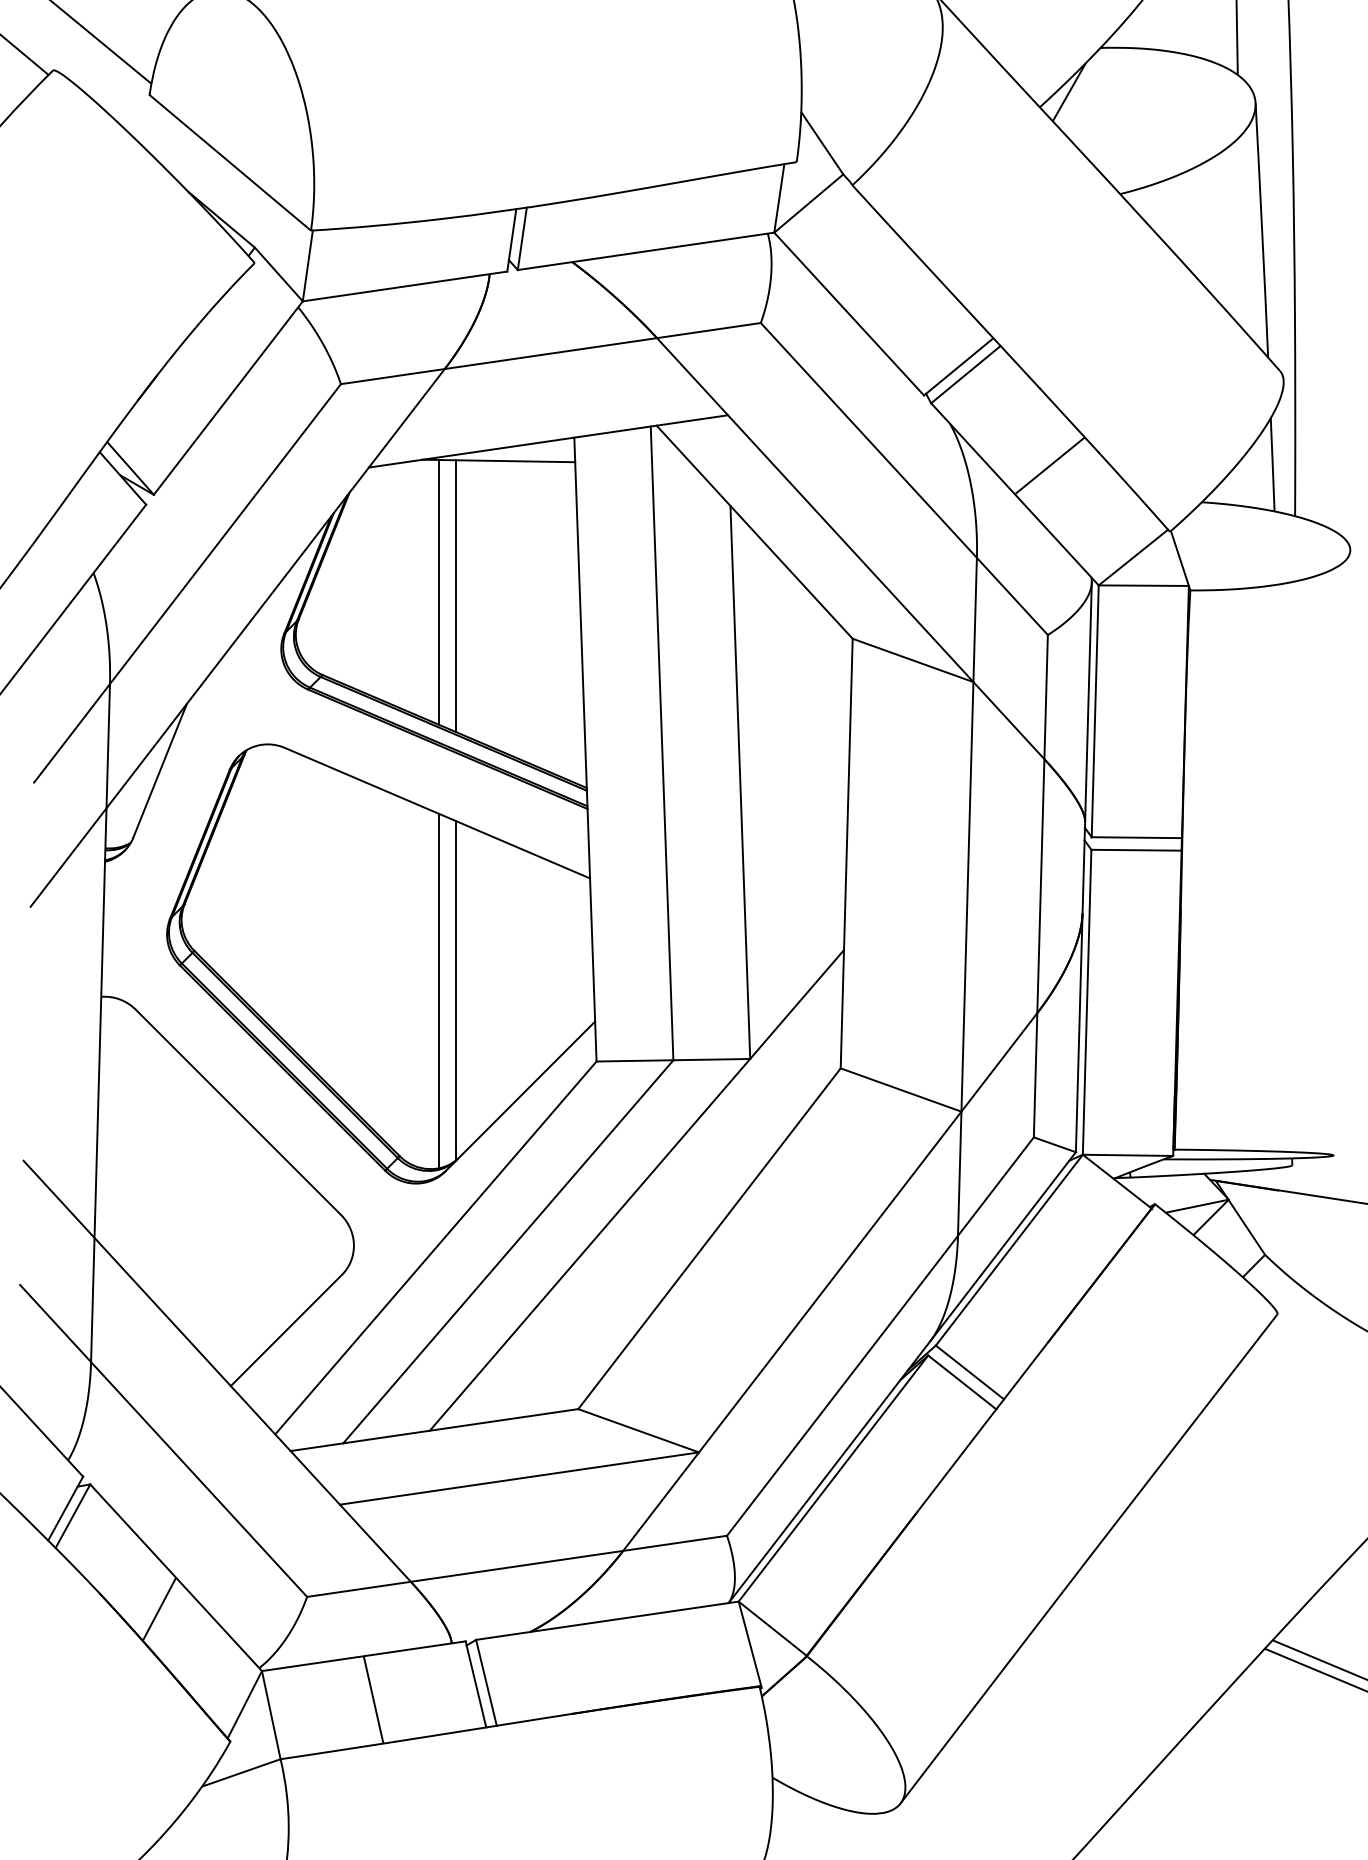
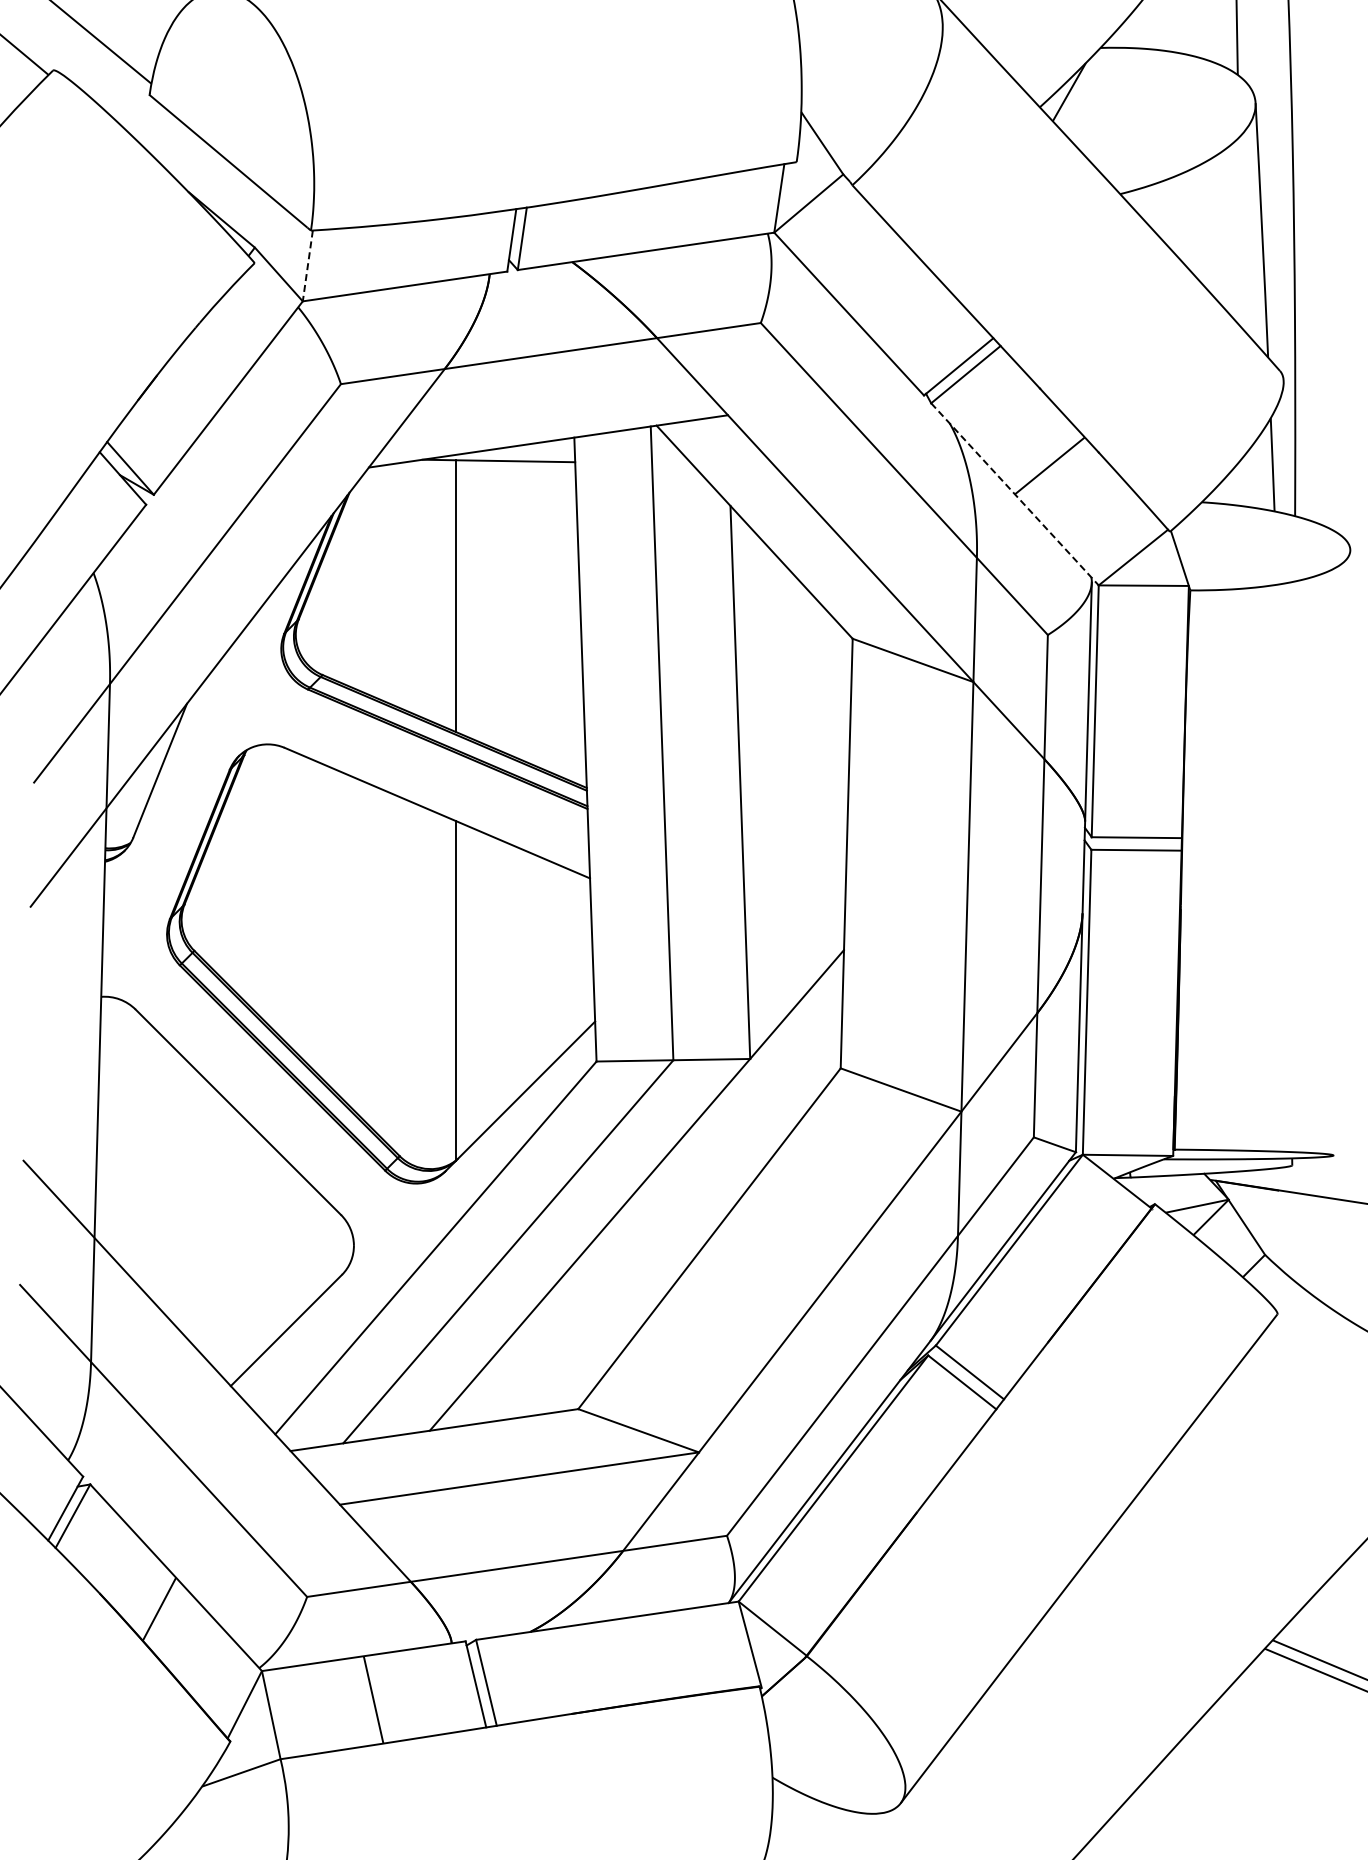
line: solid -> dashed (307, 265)
line: solid -> dashed (1014, 494)
line: present -> none (438, 591)
line: present -> none (438, 990)
